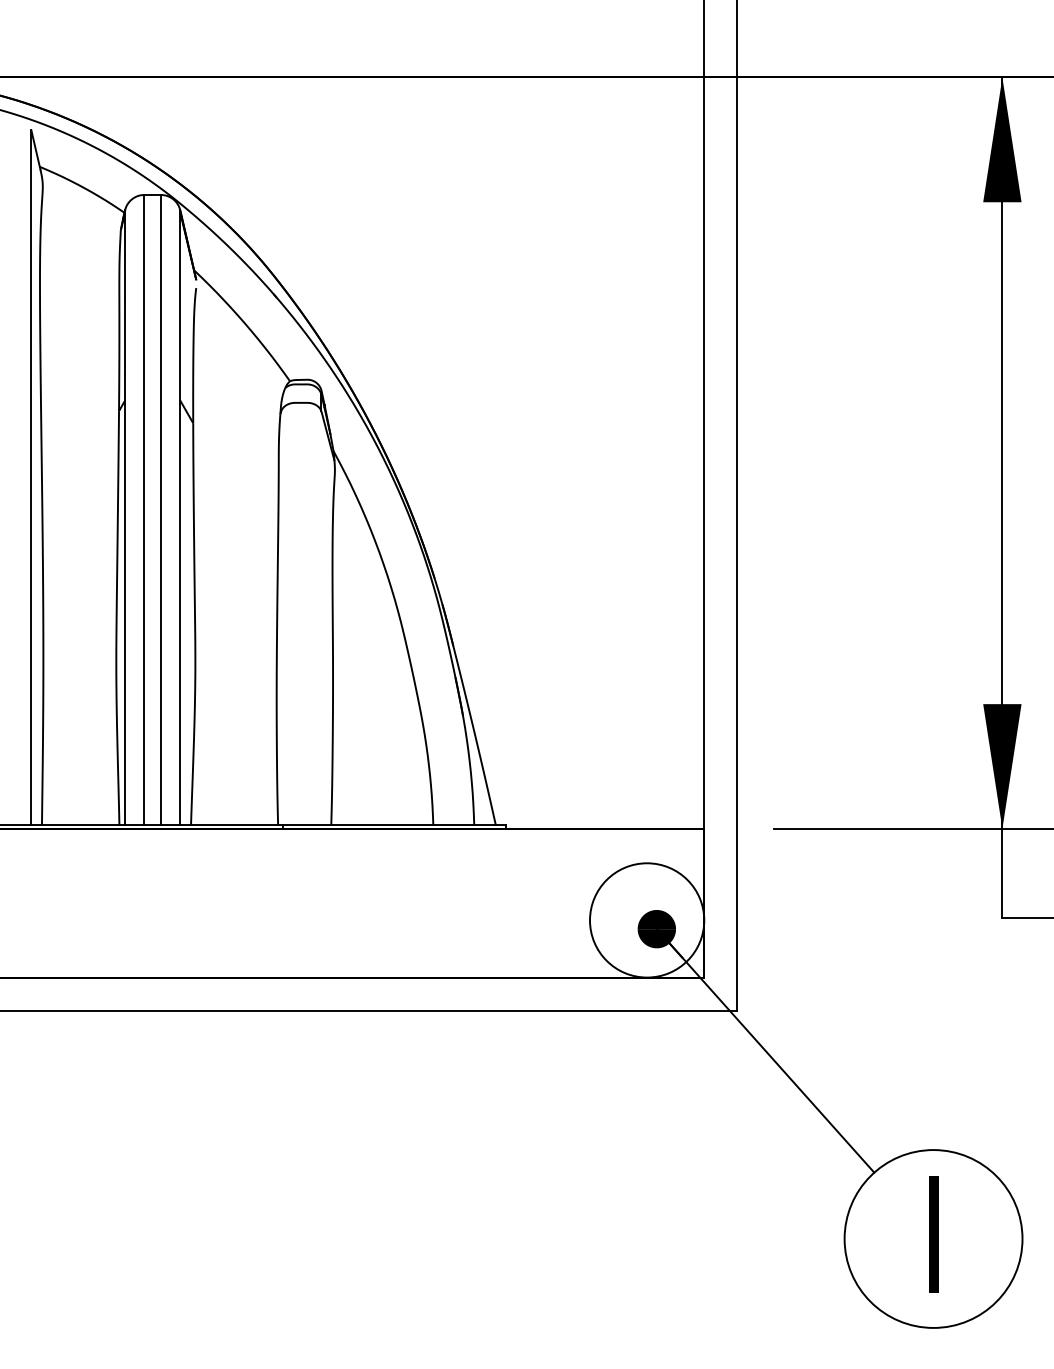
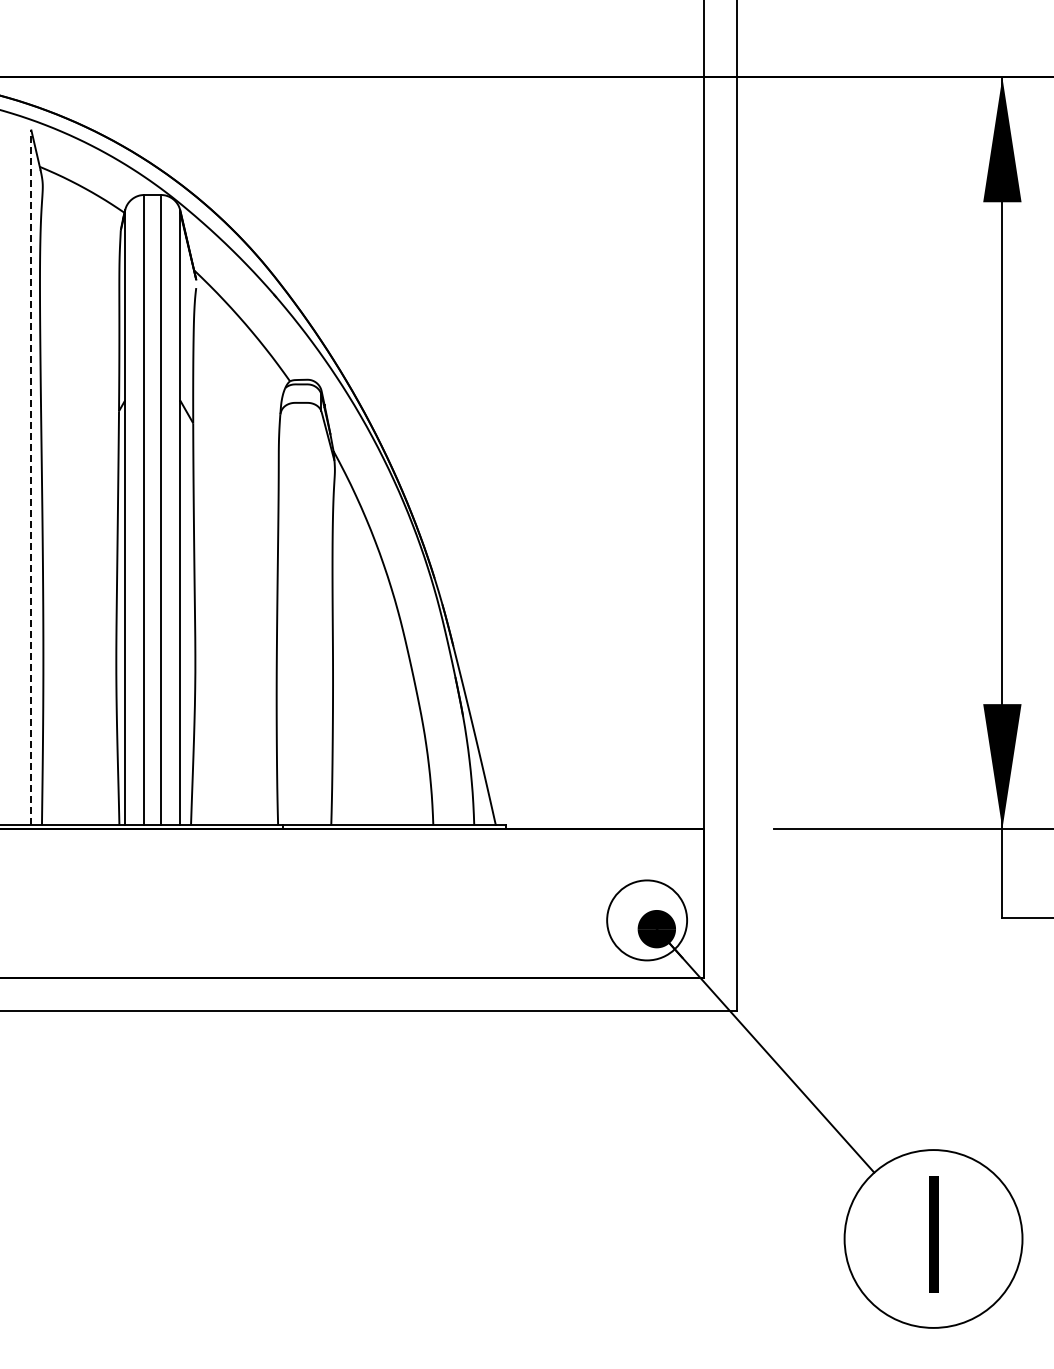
line: solid -> dashed (31, 477)
circle diameter: 114 px -> 80 px (647, 920)
